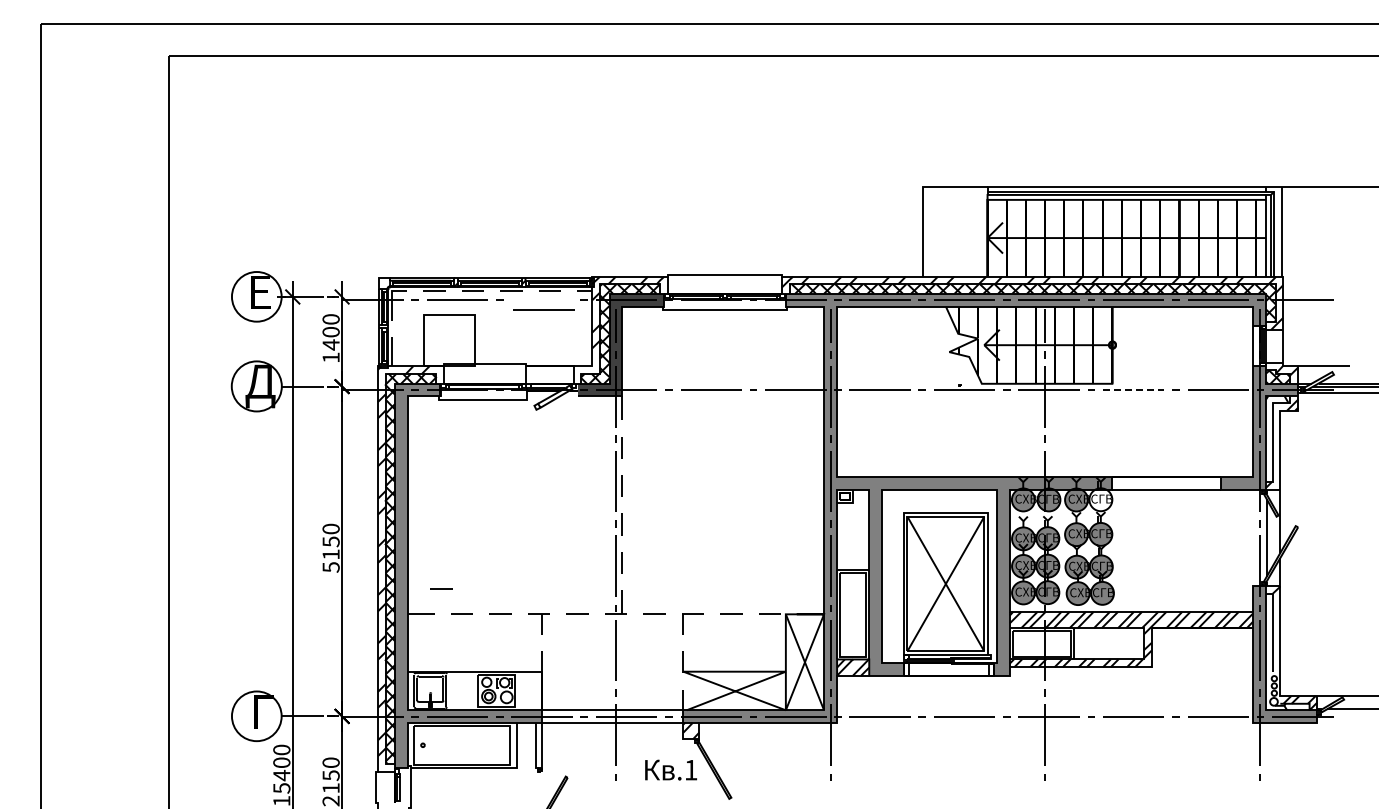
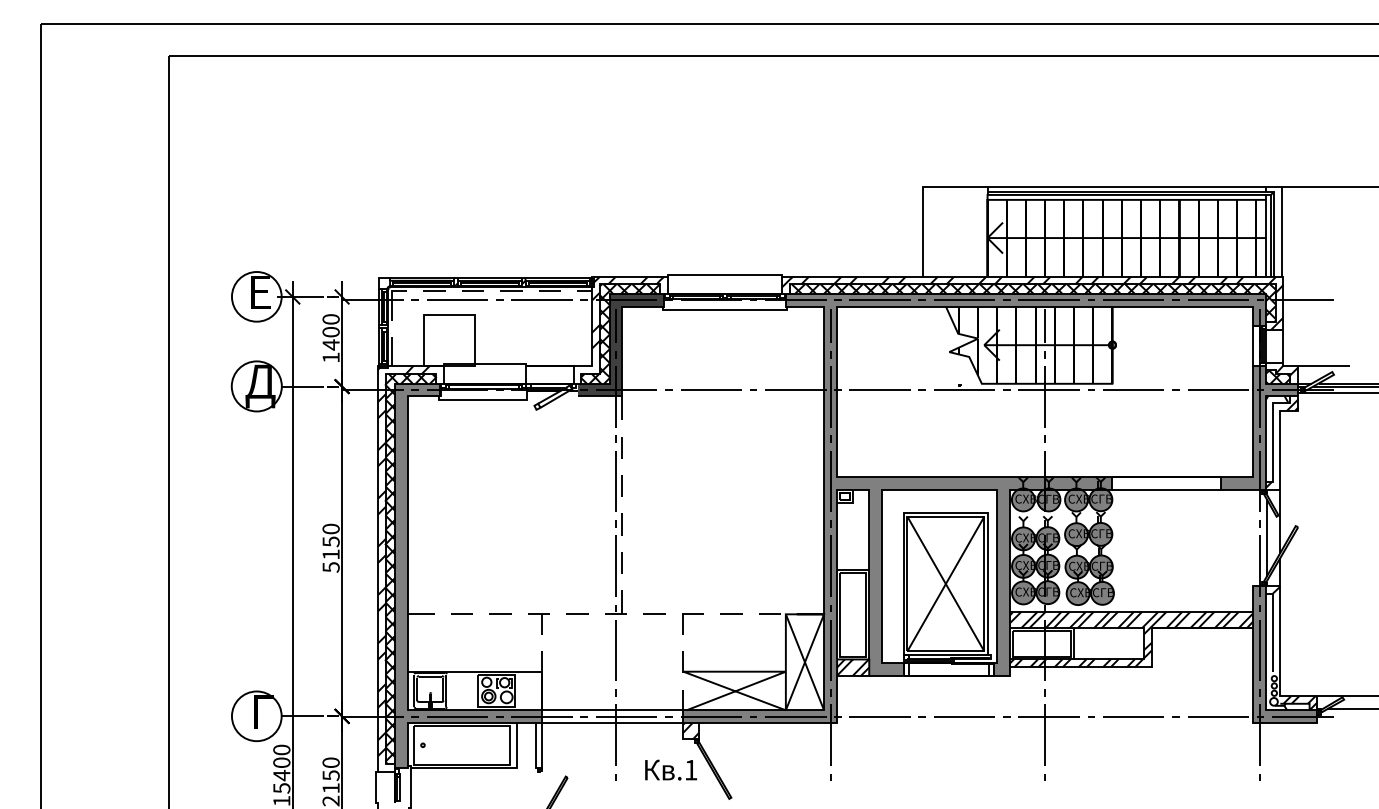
line position: (543, 309) -> (541, 299) (541, 299)
line: dashed -> solid (1133, 389)
fill: none -> present (1100, 499)
line: present -> none (441, 588)
